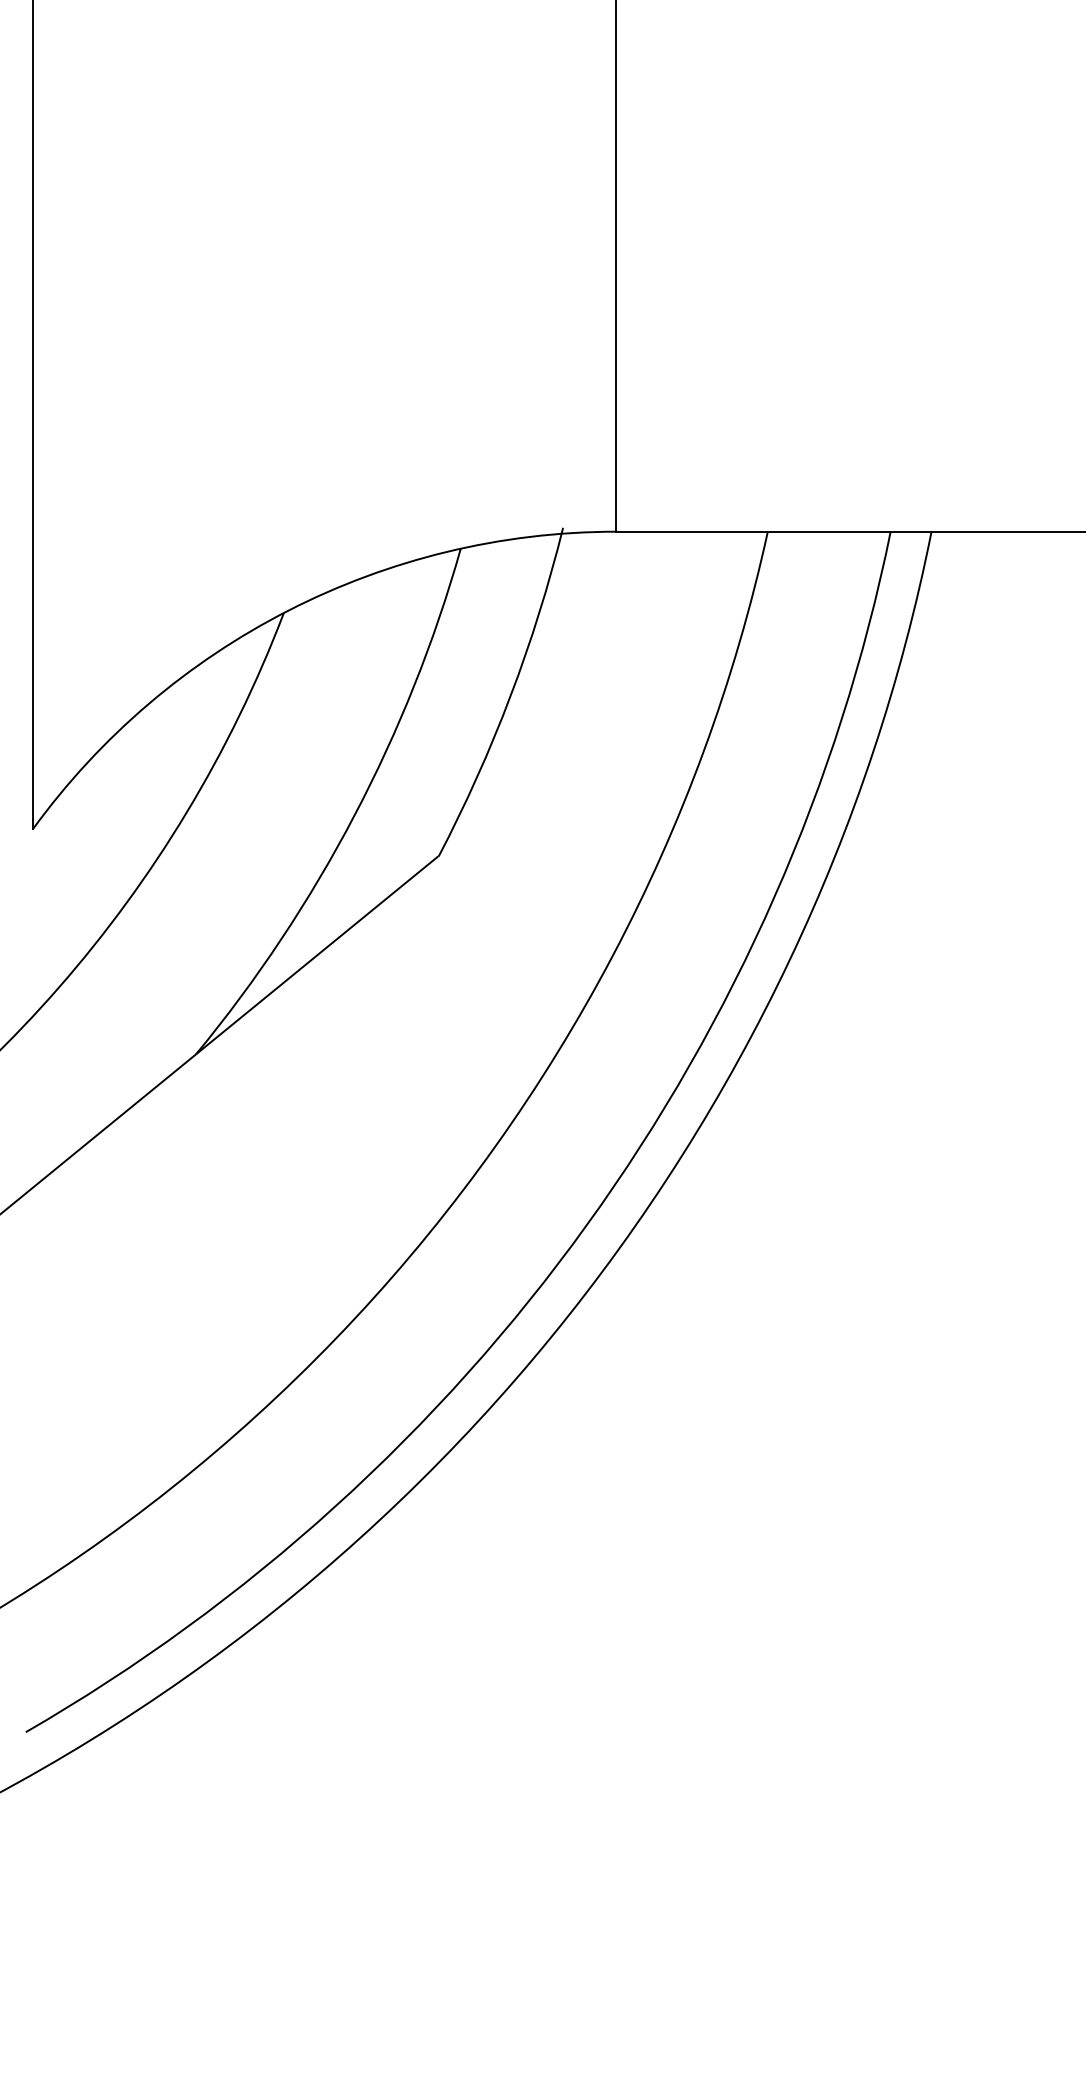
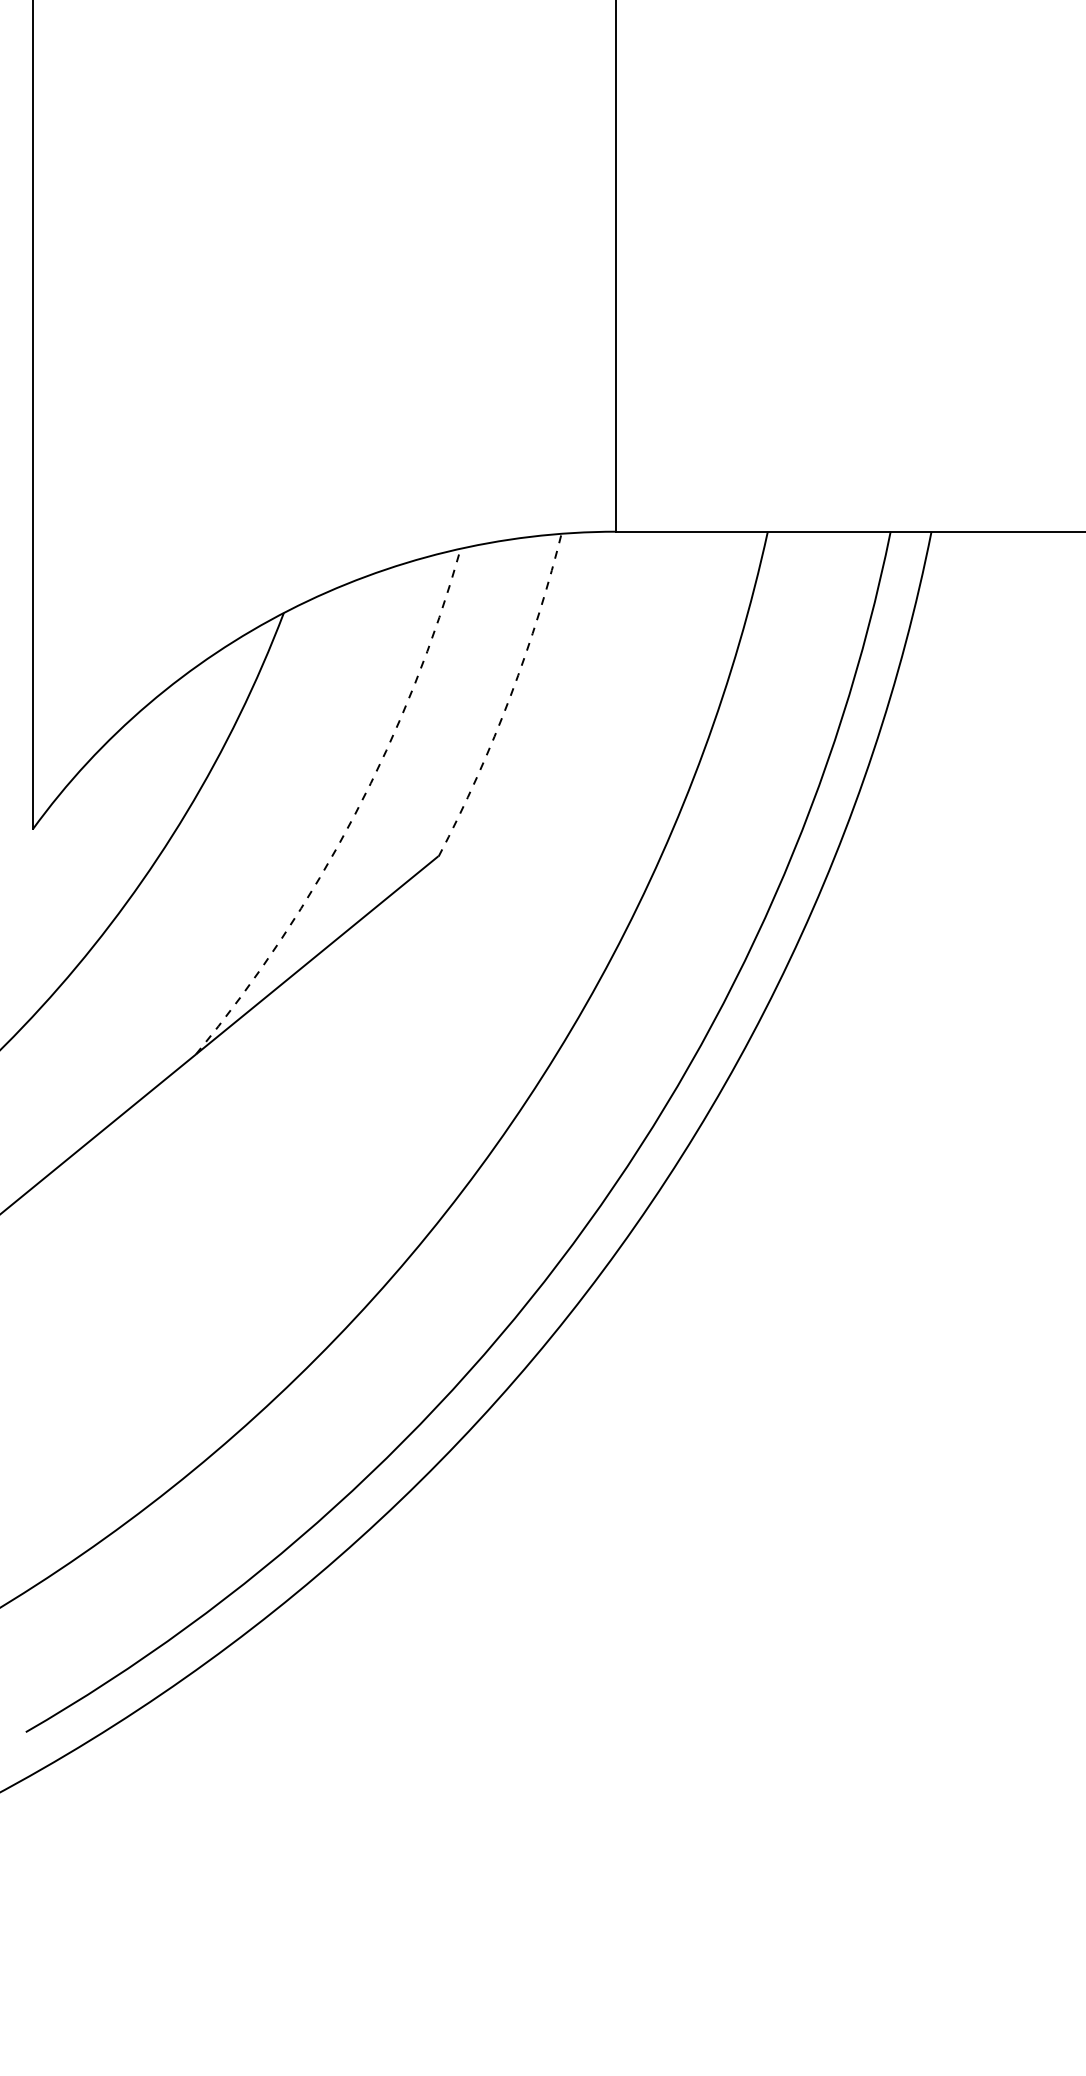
arc: solid -> dashed (510, 695)
arc: solid -> dashed (354, 815)
